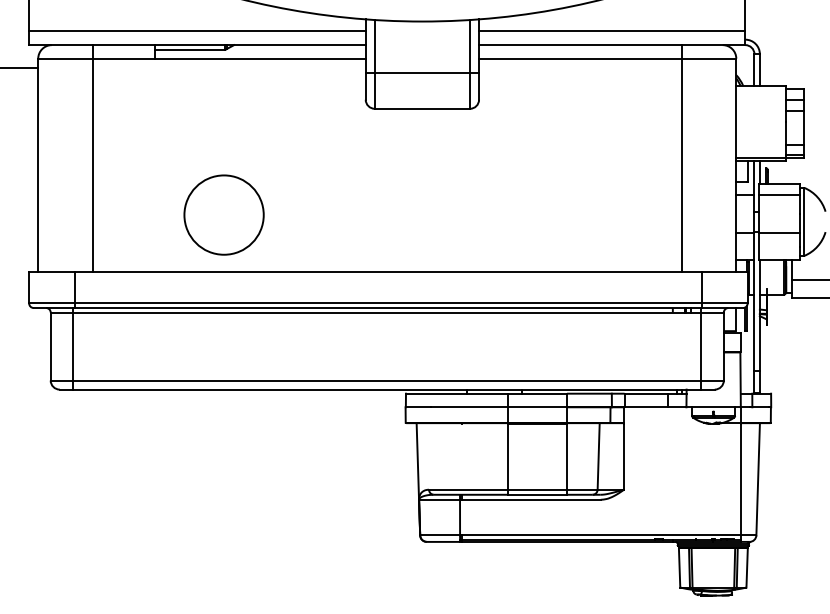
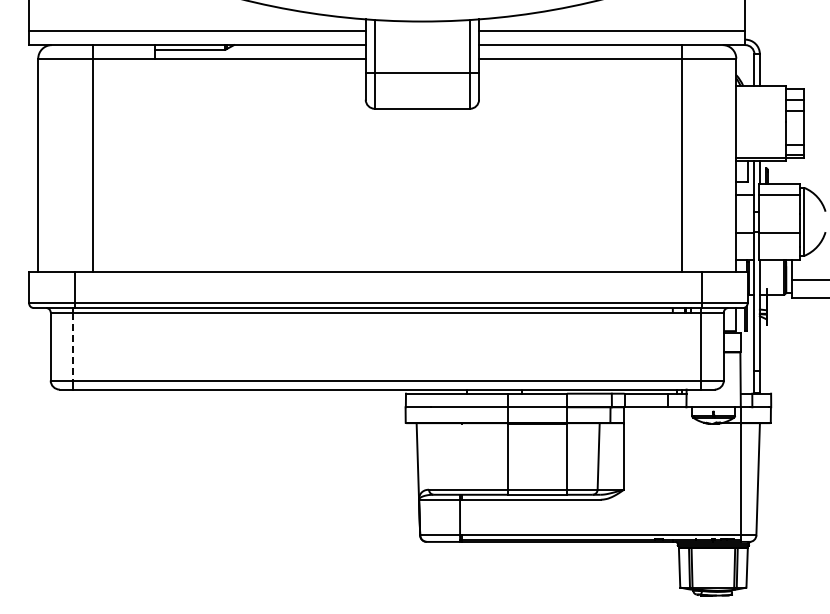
line: present -> none (20, 67)
circle: present -> none (223, 214)
line: solid -> dashed (73, 346)
